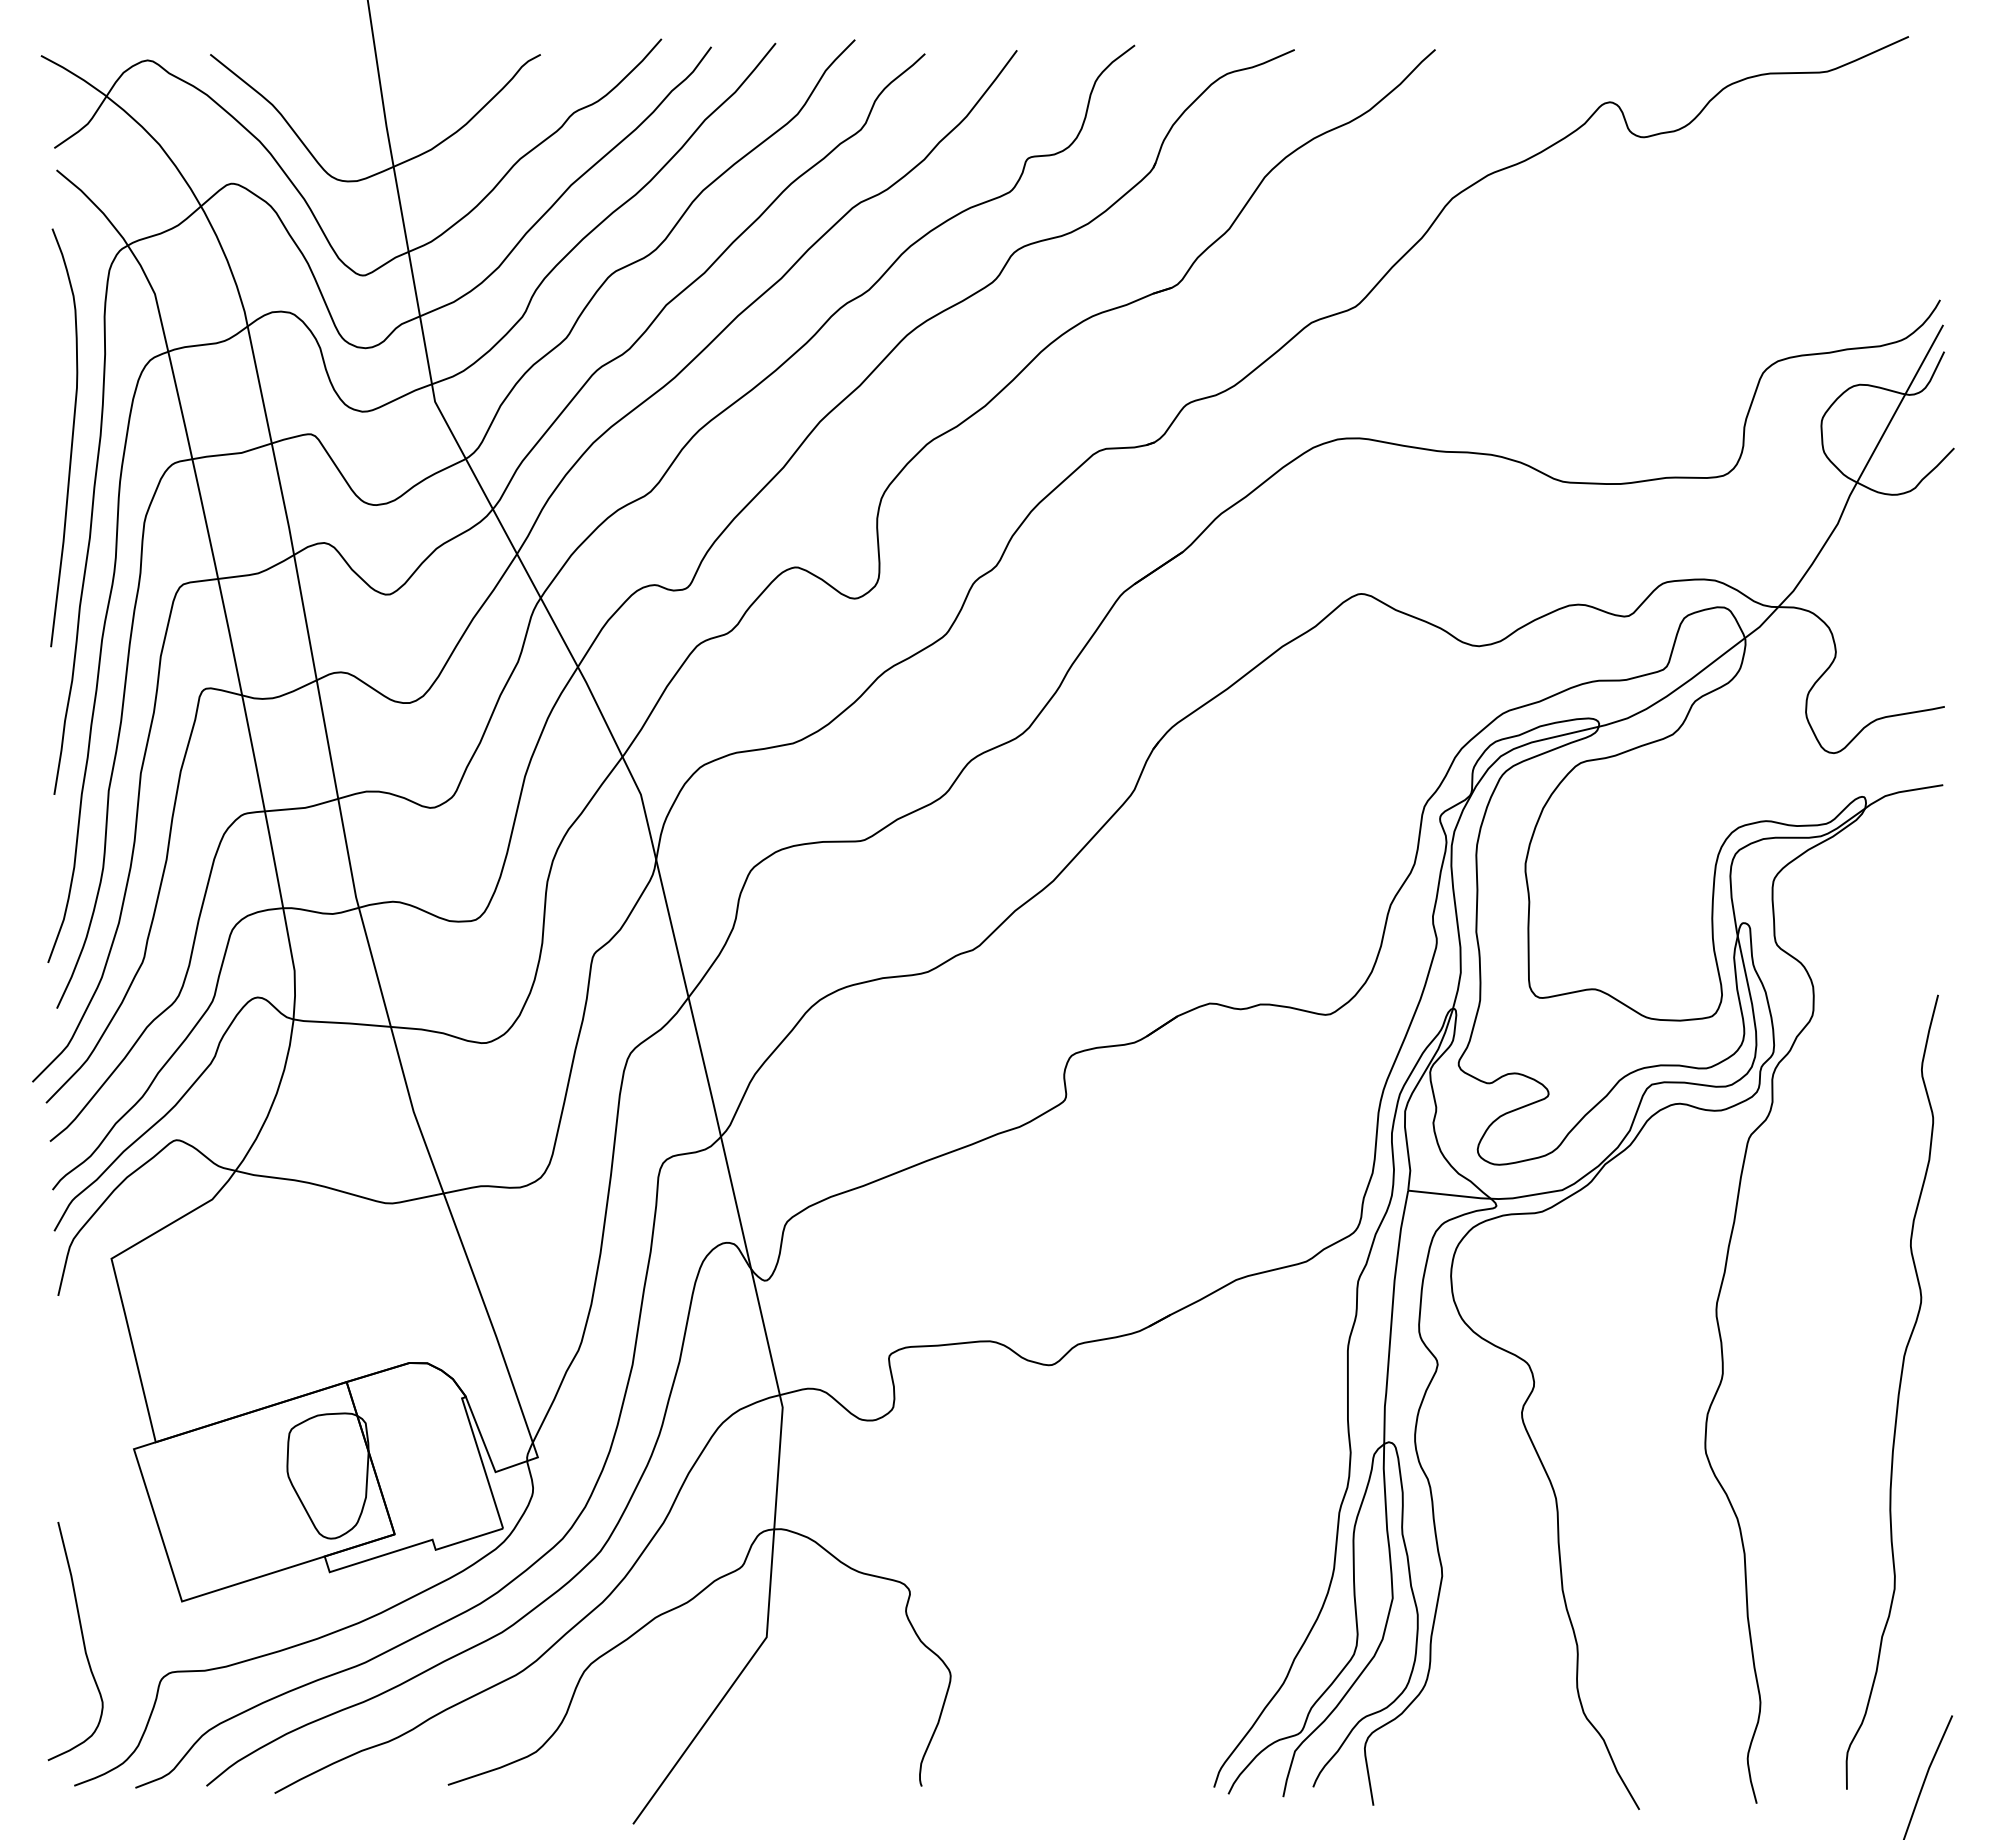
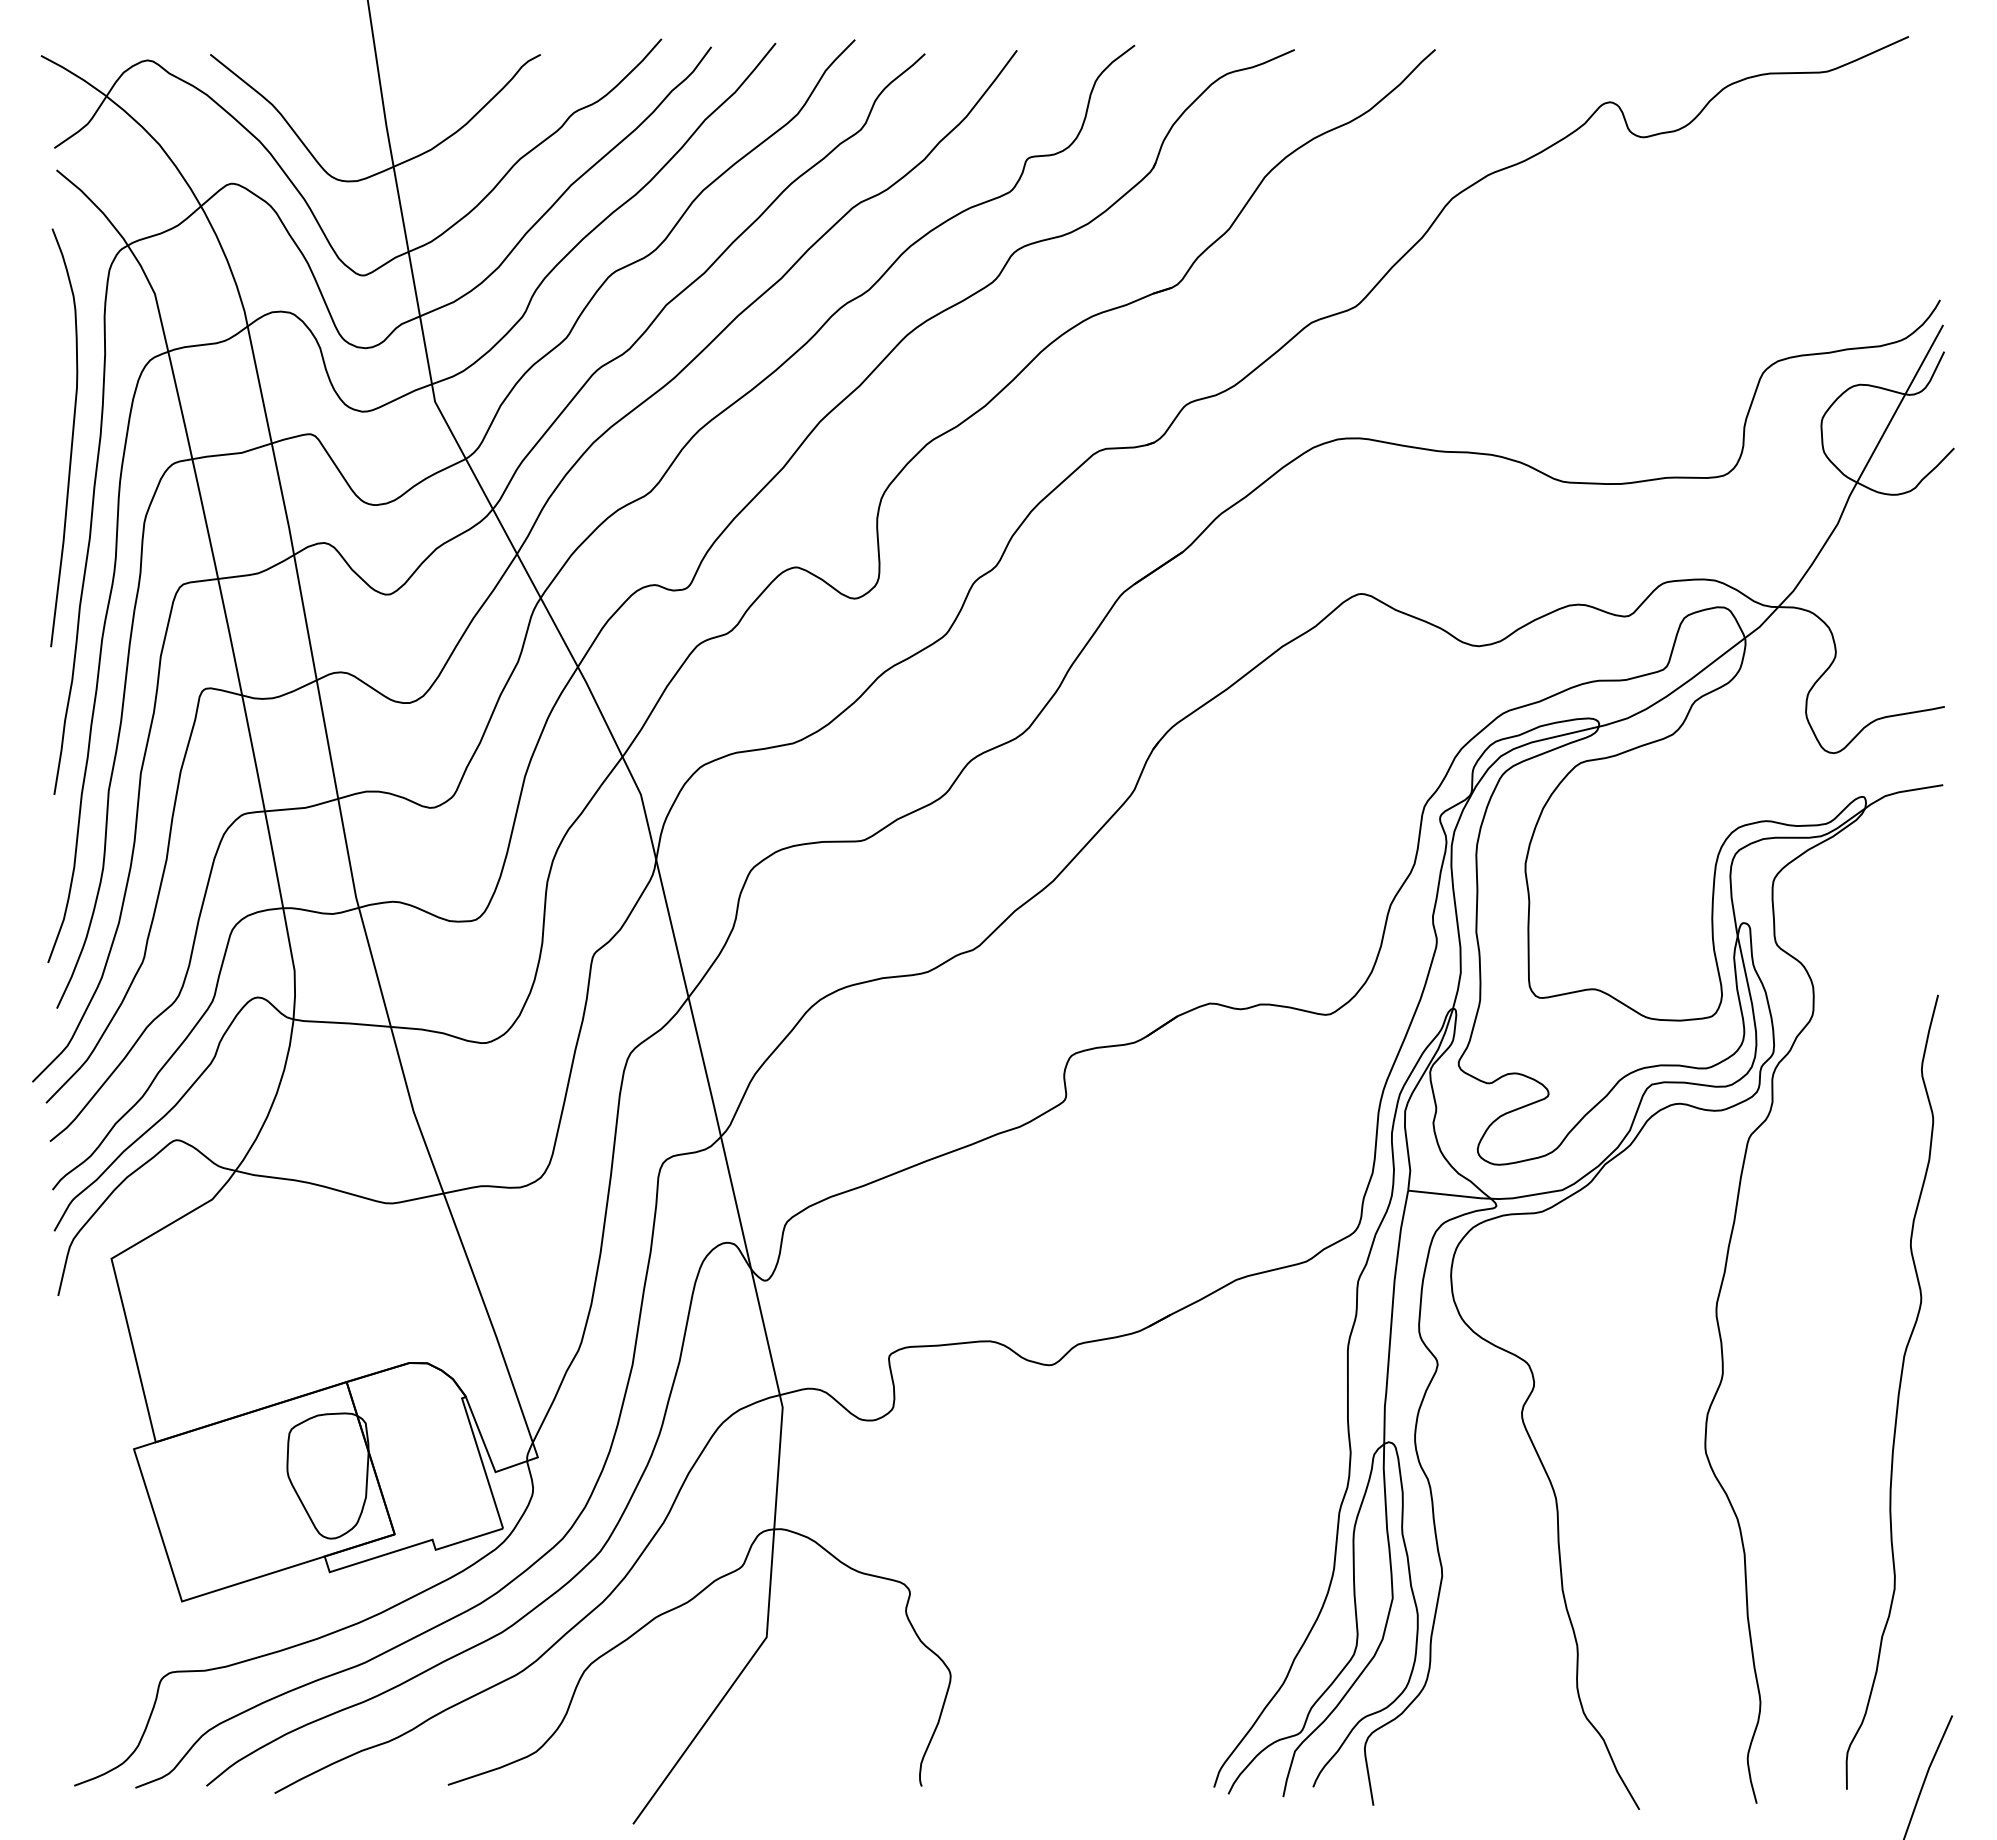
curve: present -> none (82, 1641)
